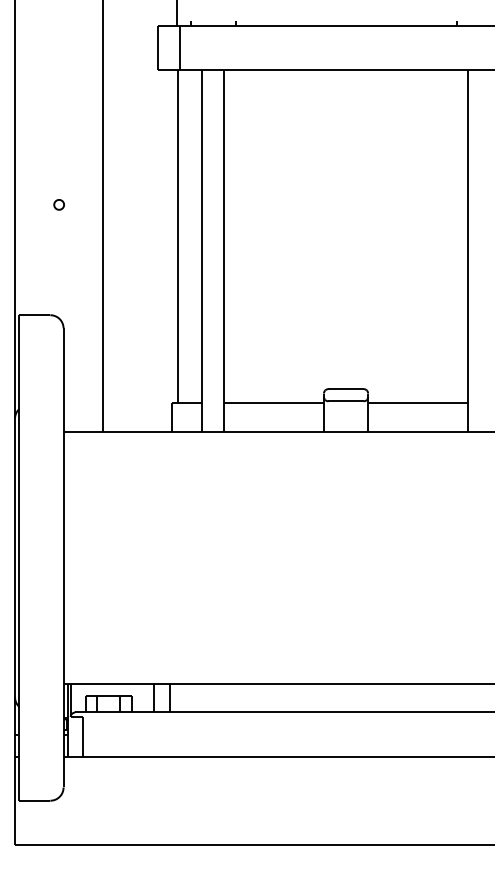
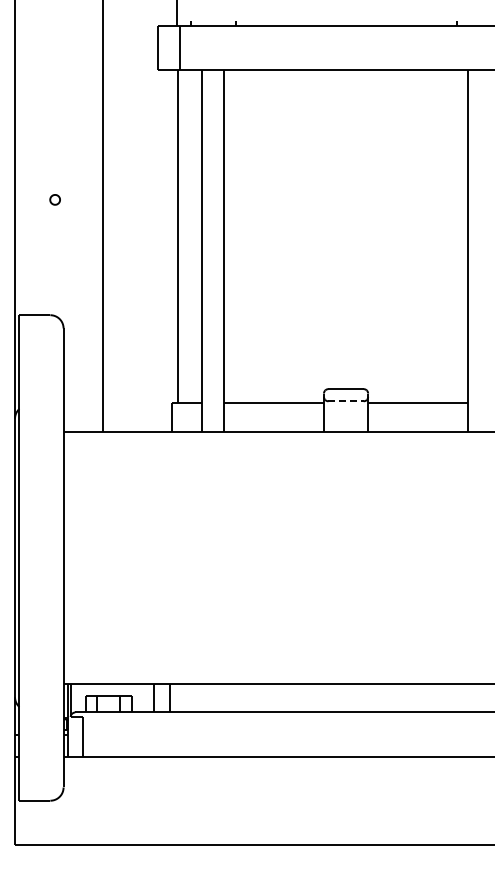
part position: (58, 204) -> (54, 199) (54, 199)
line: solid -> dashed (346, 401)
